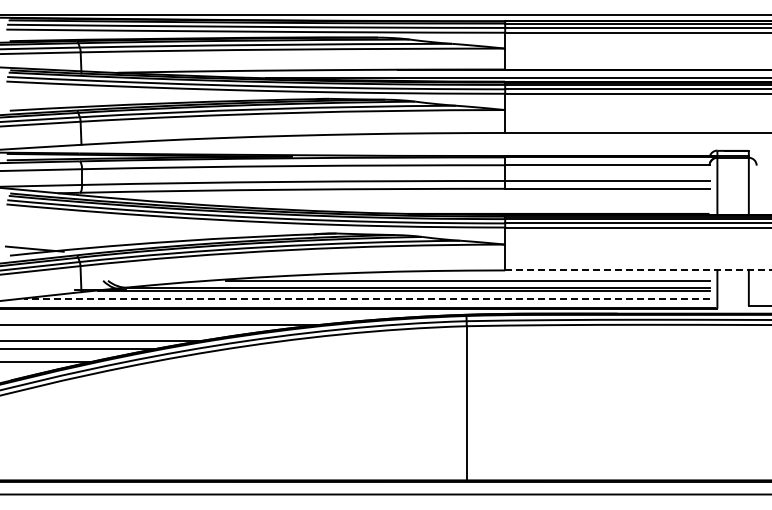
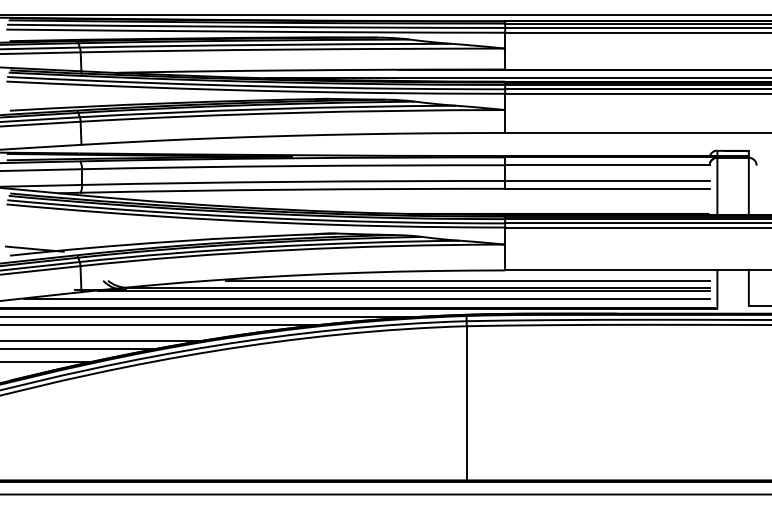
line: dashed -> solid (638, 270)
line: dashed -> solid (366, 298)
line: none -> present (214, 317)
